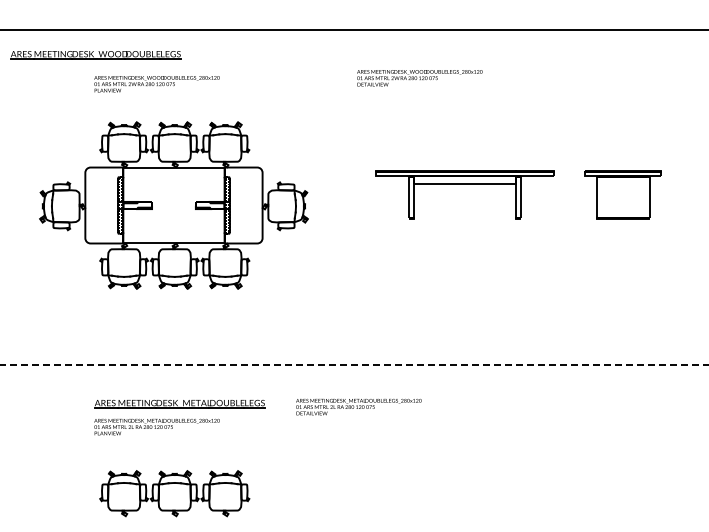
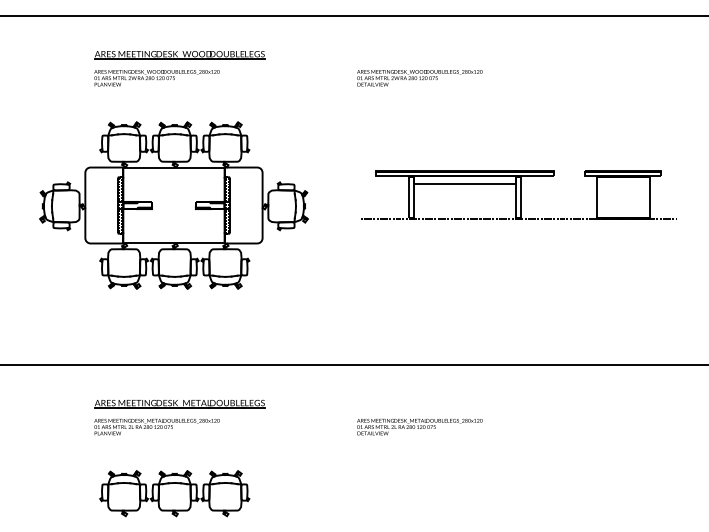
line position: (353, 29) -> (353, 15) (353, 15)
part position: (95, 55) -> (179, 55) (179, 55)
text position: (156, 84) -> (156, 78) (156, 78)
line: none -> present (518, 218)
line: dashed -> solid (355, 364)
text position: (358, 407) -> (419, 427) (419, 427)
